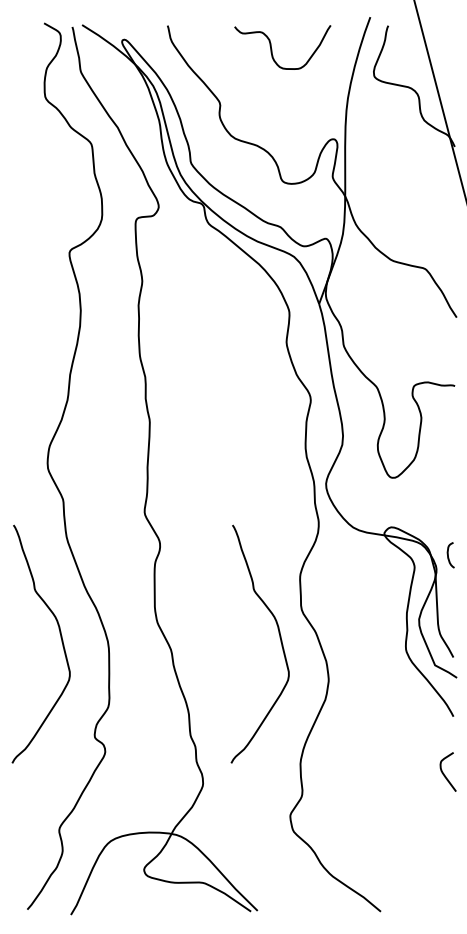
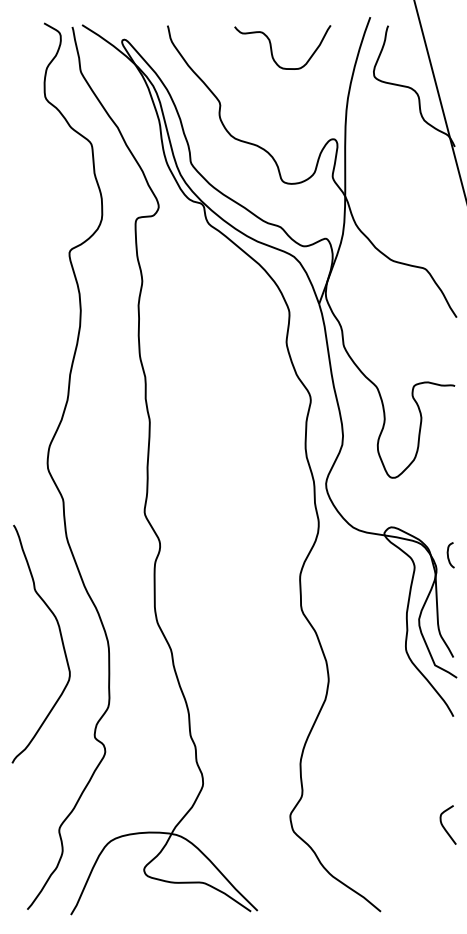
curve: present -> none (279, 637)
curve position: (444, 773) -> (444, 826) (444, 826)
